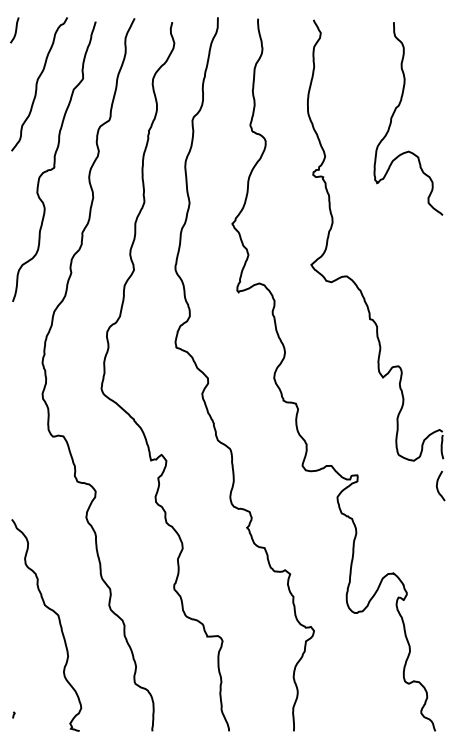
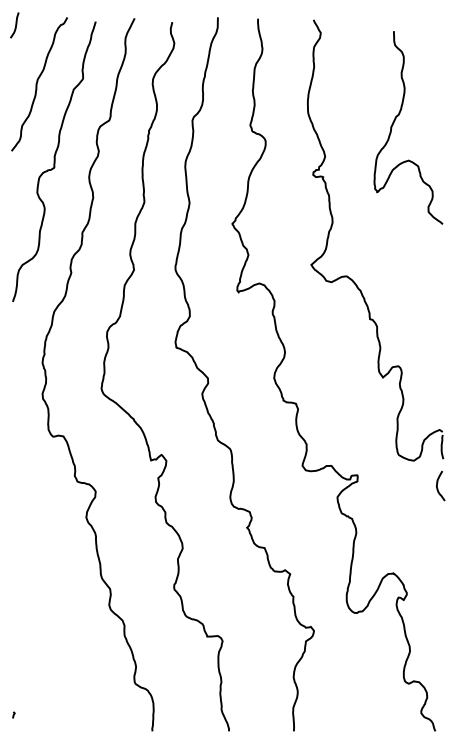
curve position: (15, 30) -> (15, 25) (15, 25)
curve position: (394, 114) -> (394, 123) (394, 123)
curve: present -> none (58, 620)
